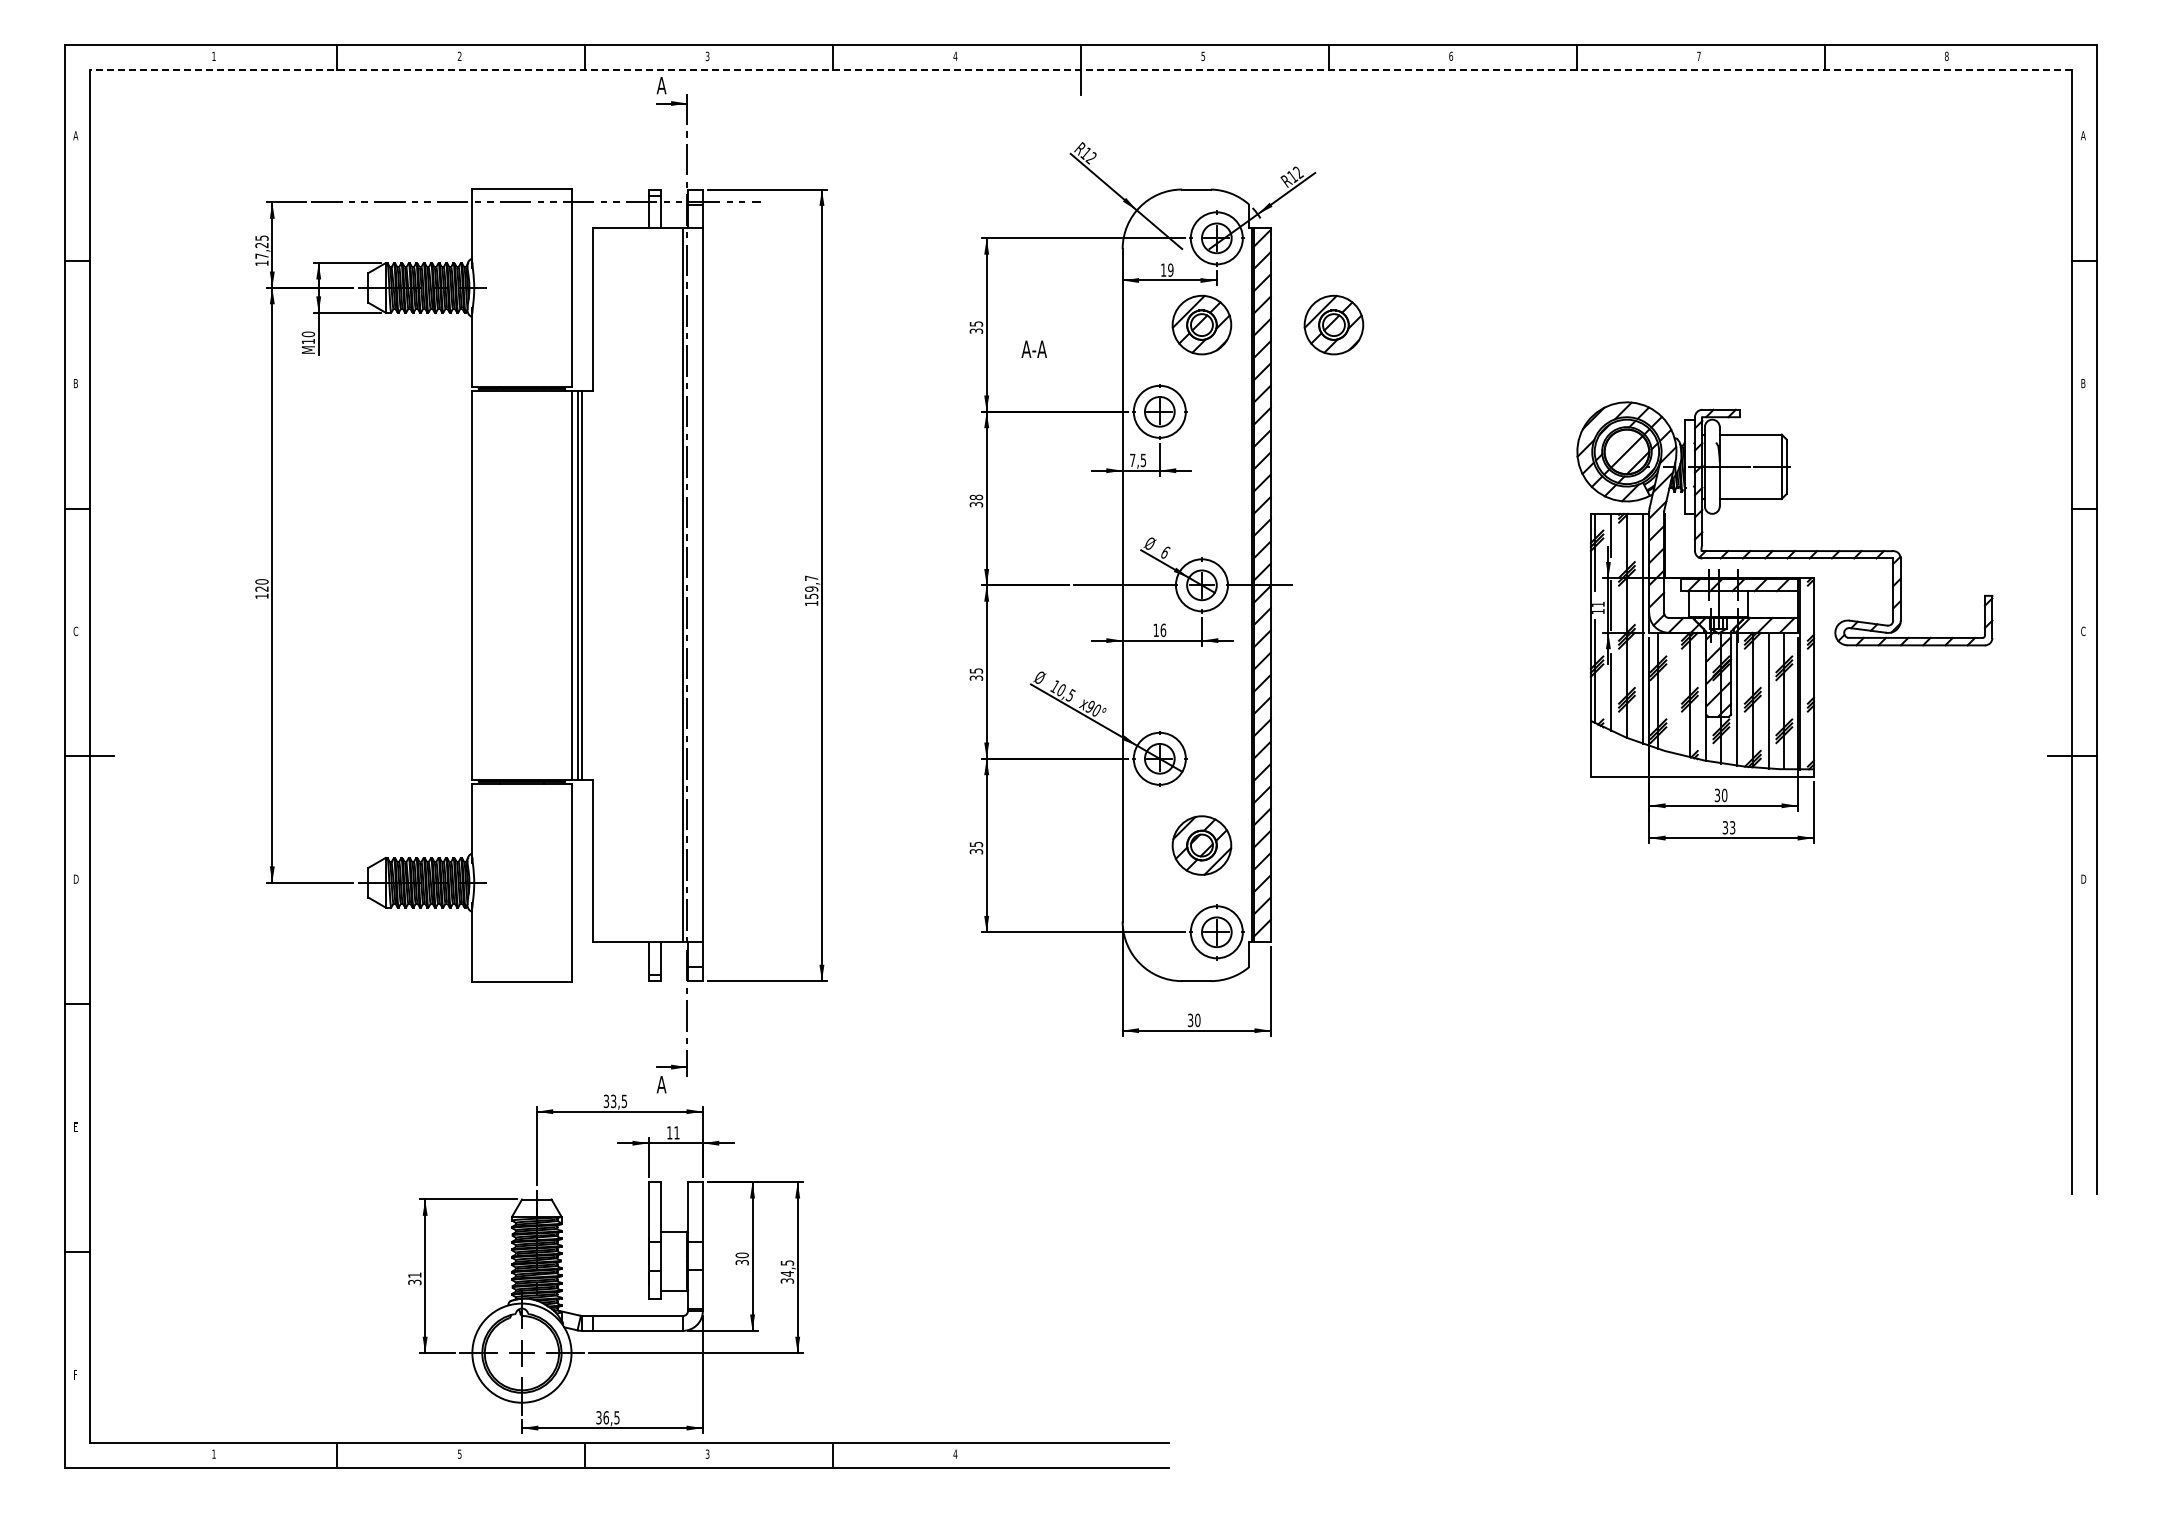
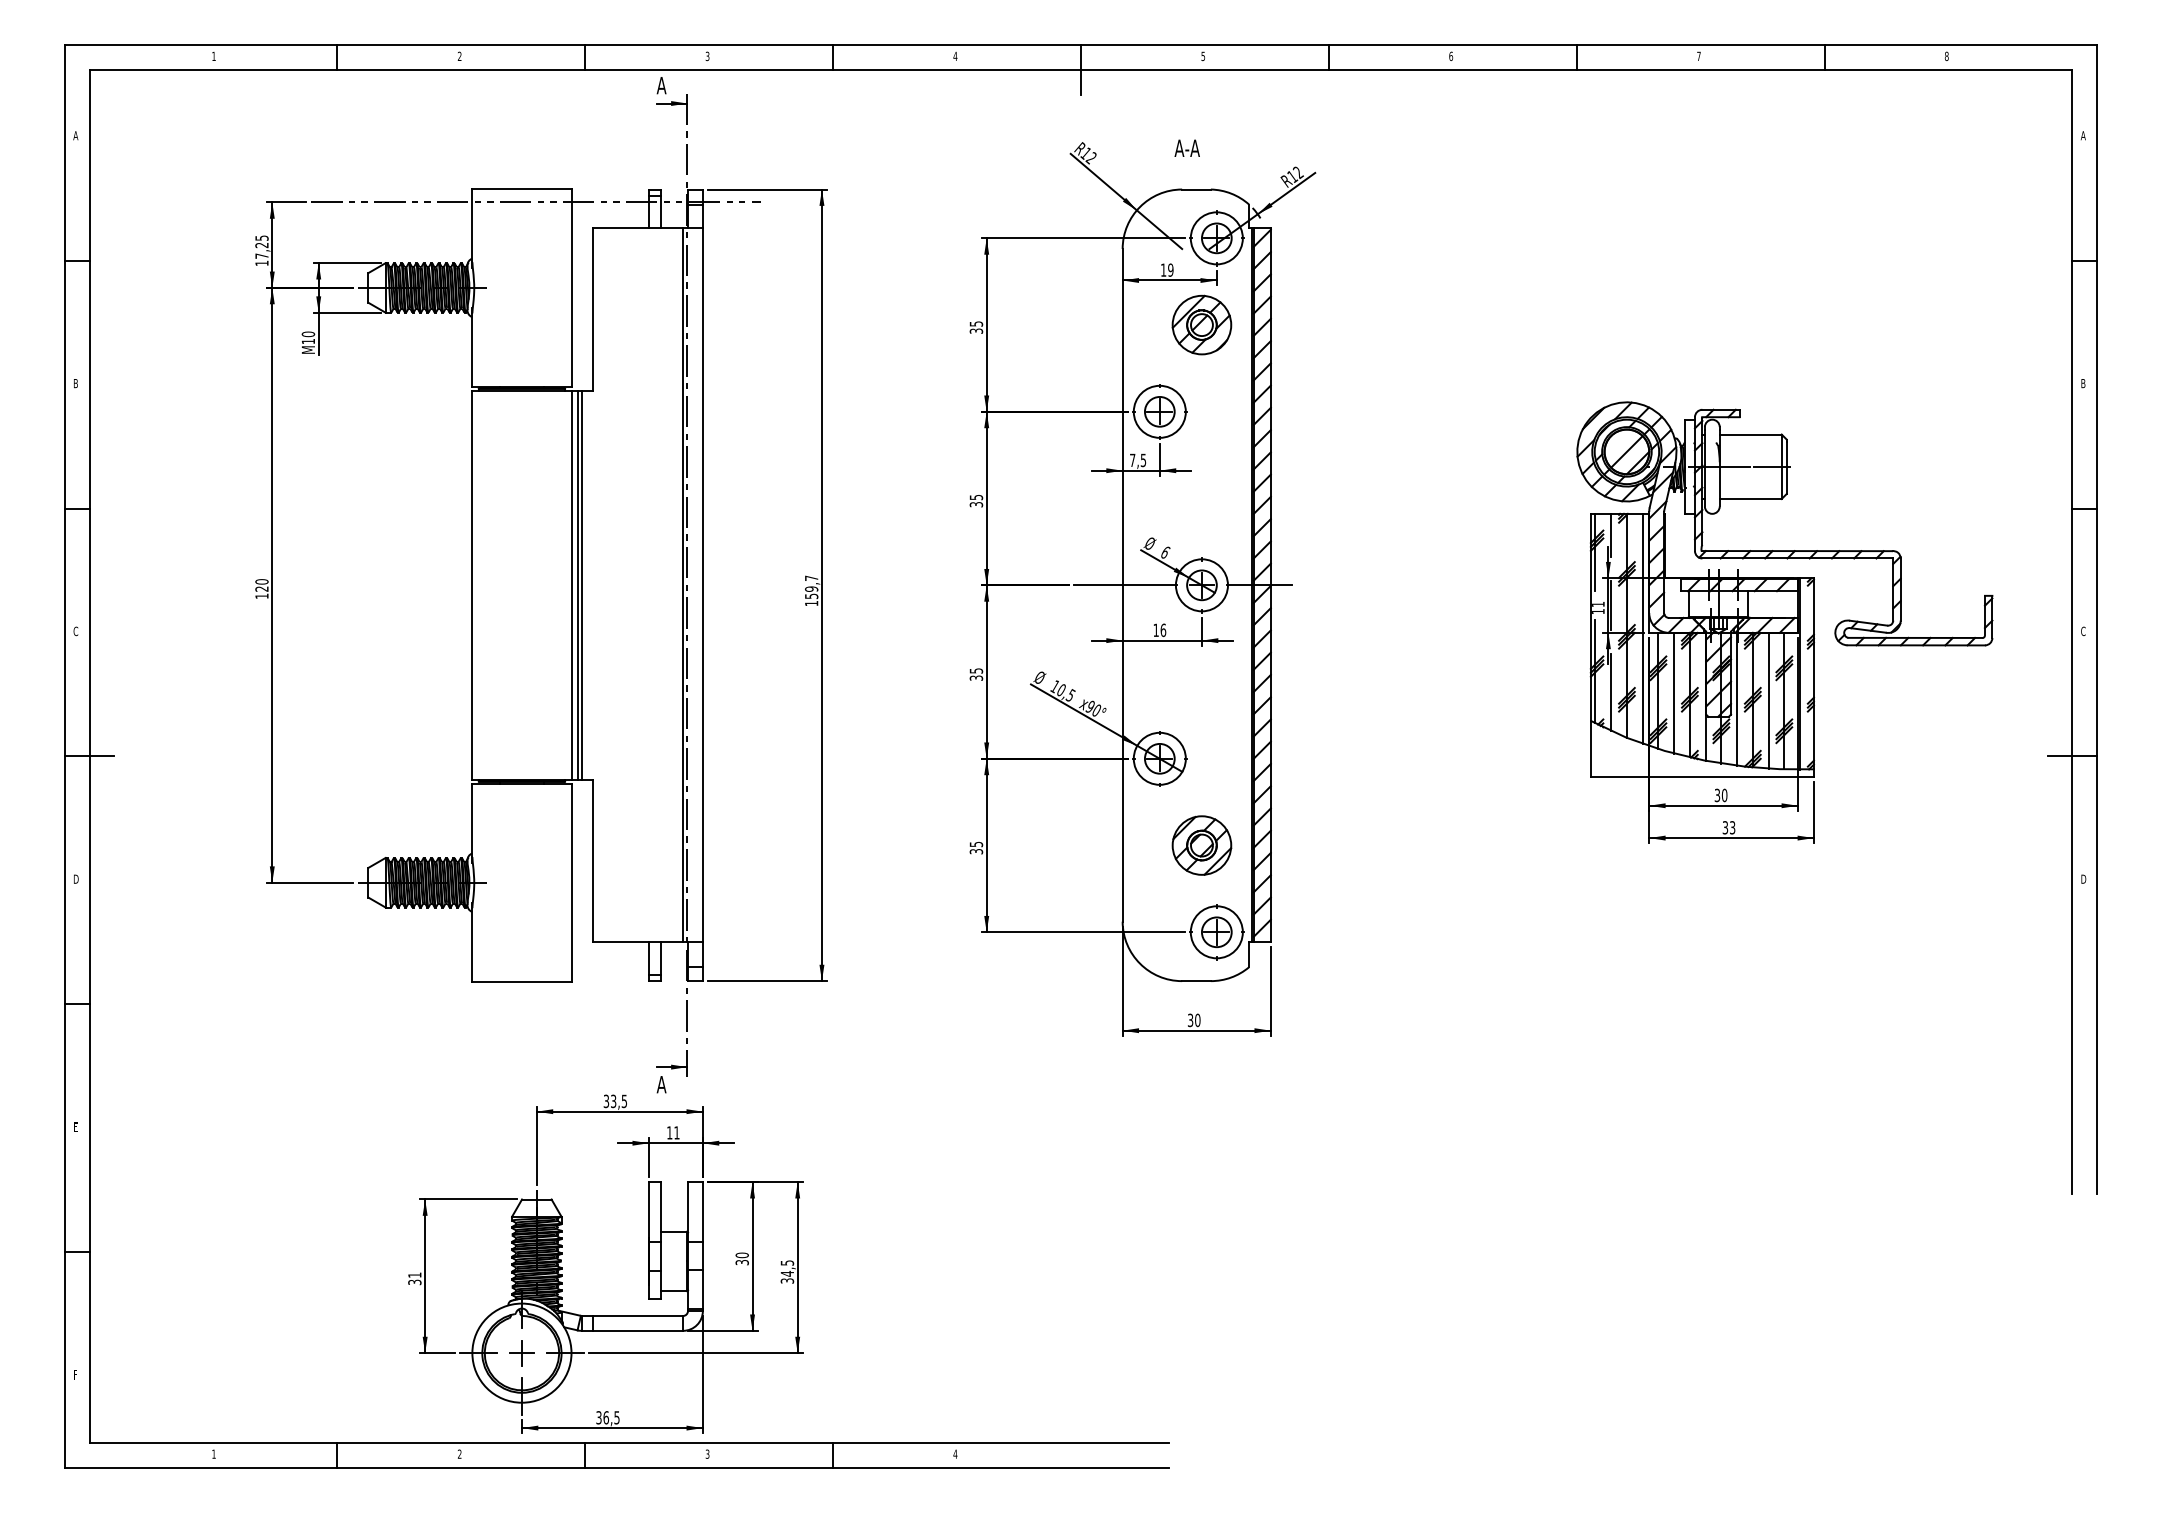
line: dashed -> solid (1080, 69)
part: present -> none (1333, 324)
text position: (1033, 348) -> (1186, 147) (1186, 147)
text: 38 -> 35 (976, 497)
line: none -> present (1674, 692)
text: 5 -> 2 (459, 1453)
